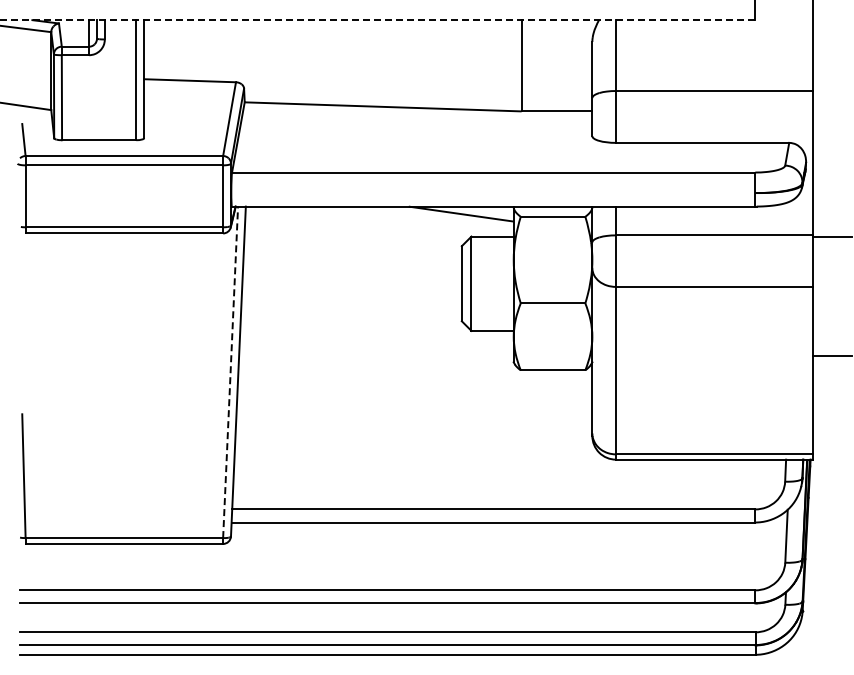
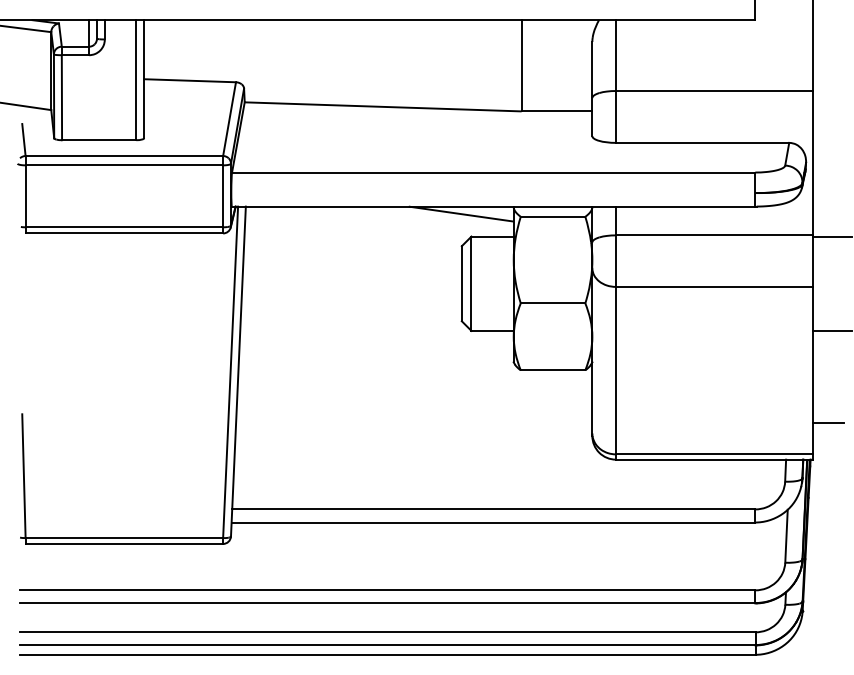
line: dashed -> solid (377, 20)
line position: (831, 355) -> (831, 330) (831, 330)
line: dashed -> solid (230, 372)
line: none -> present (828, 423)
